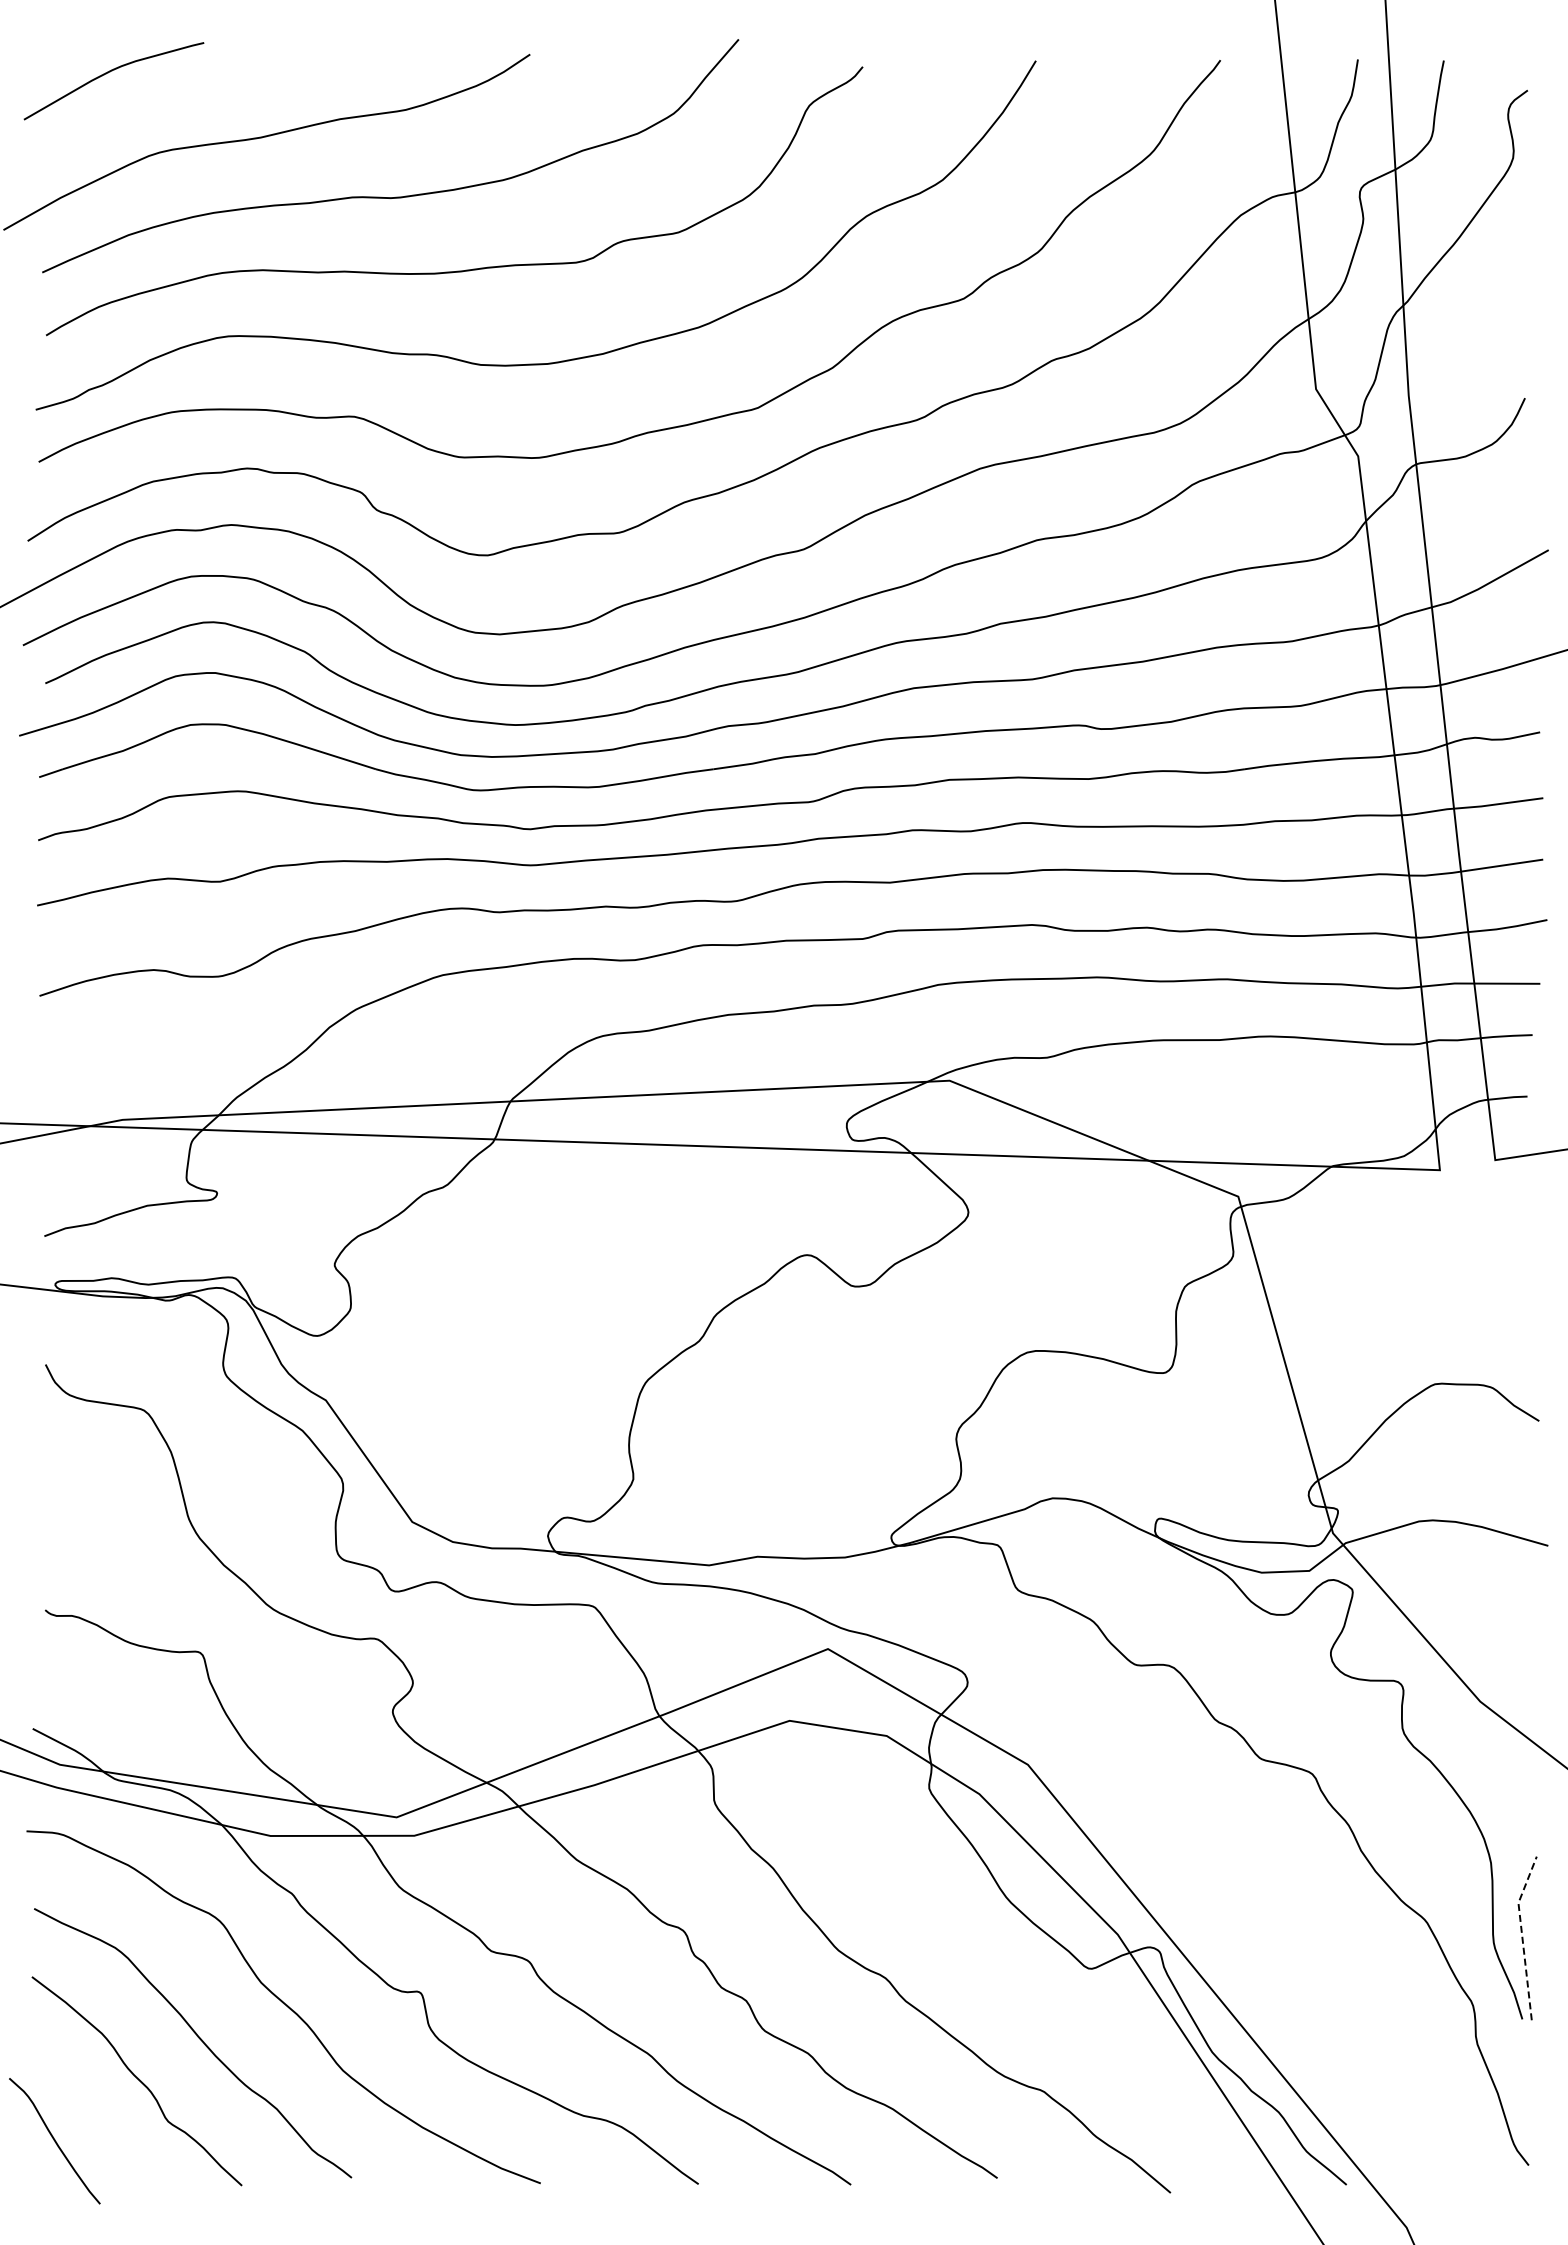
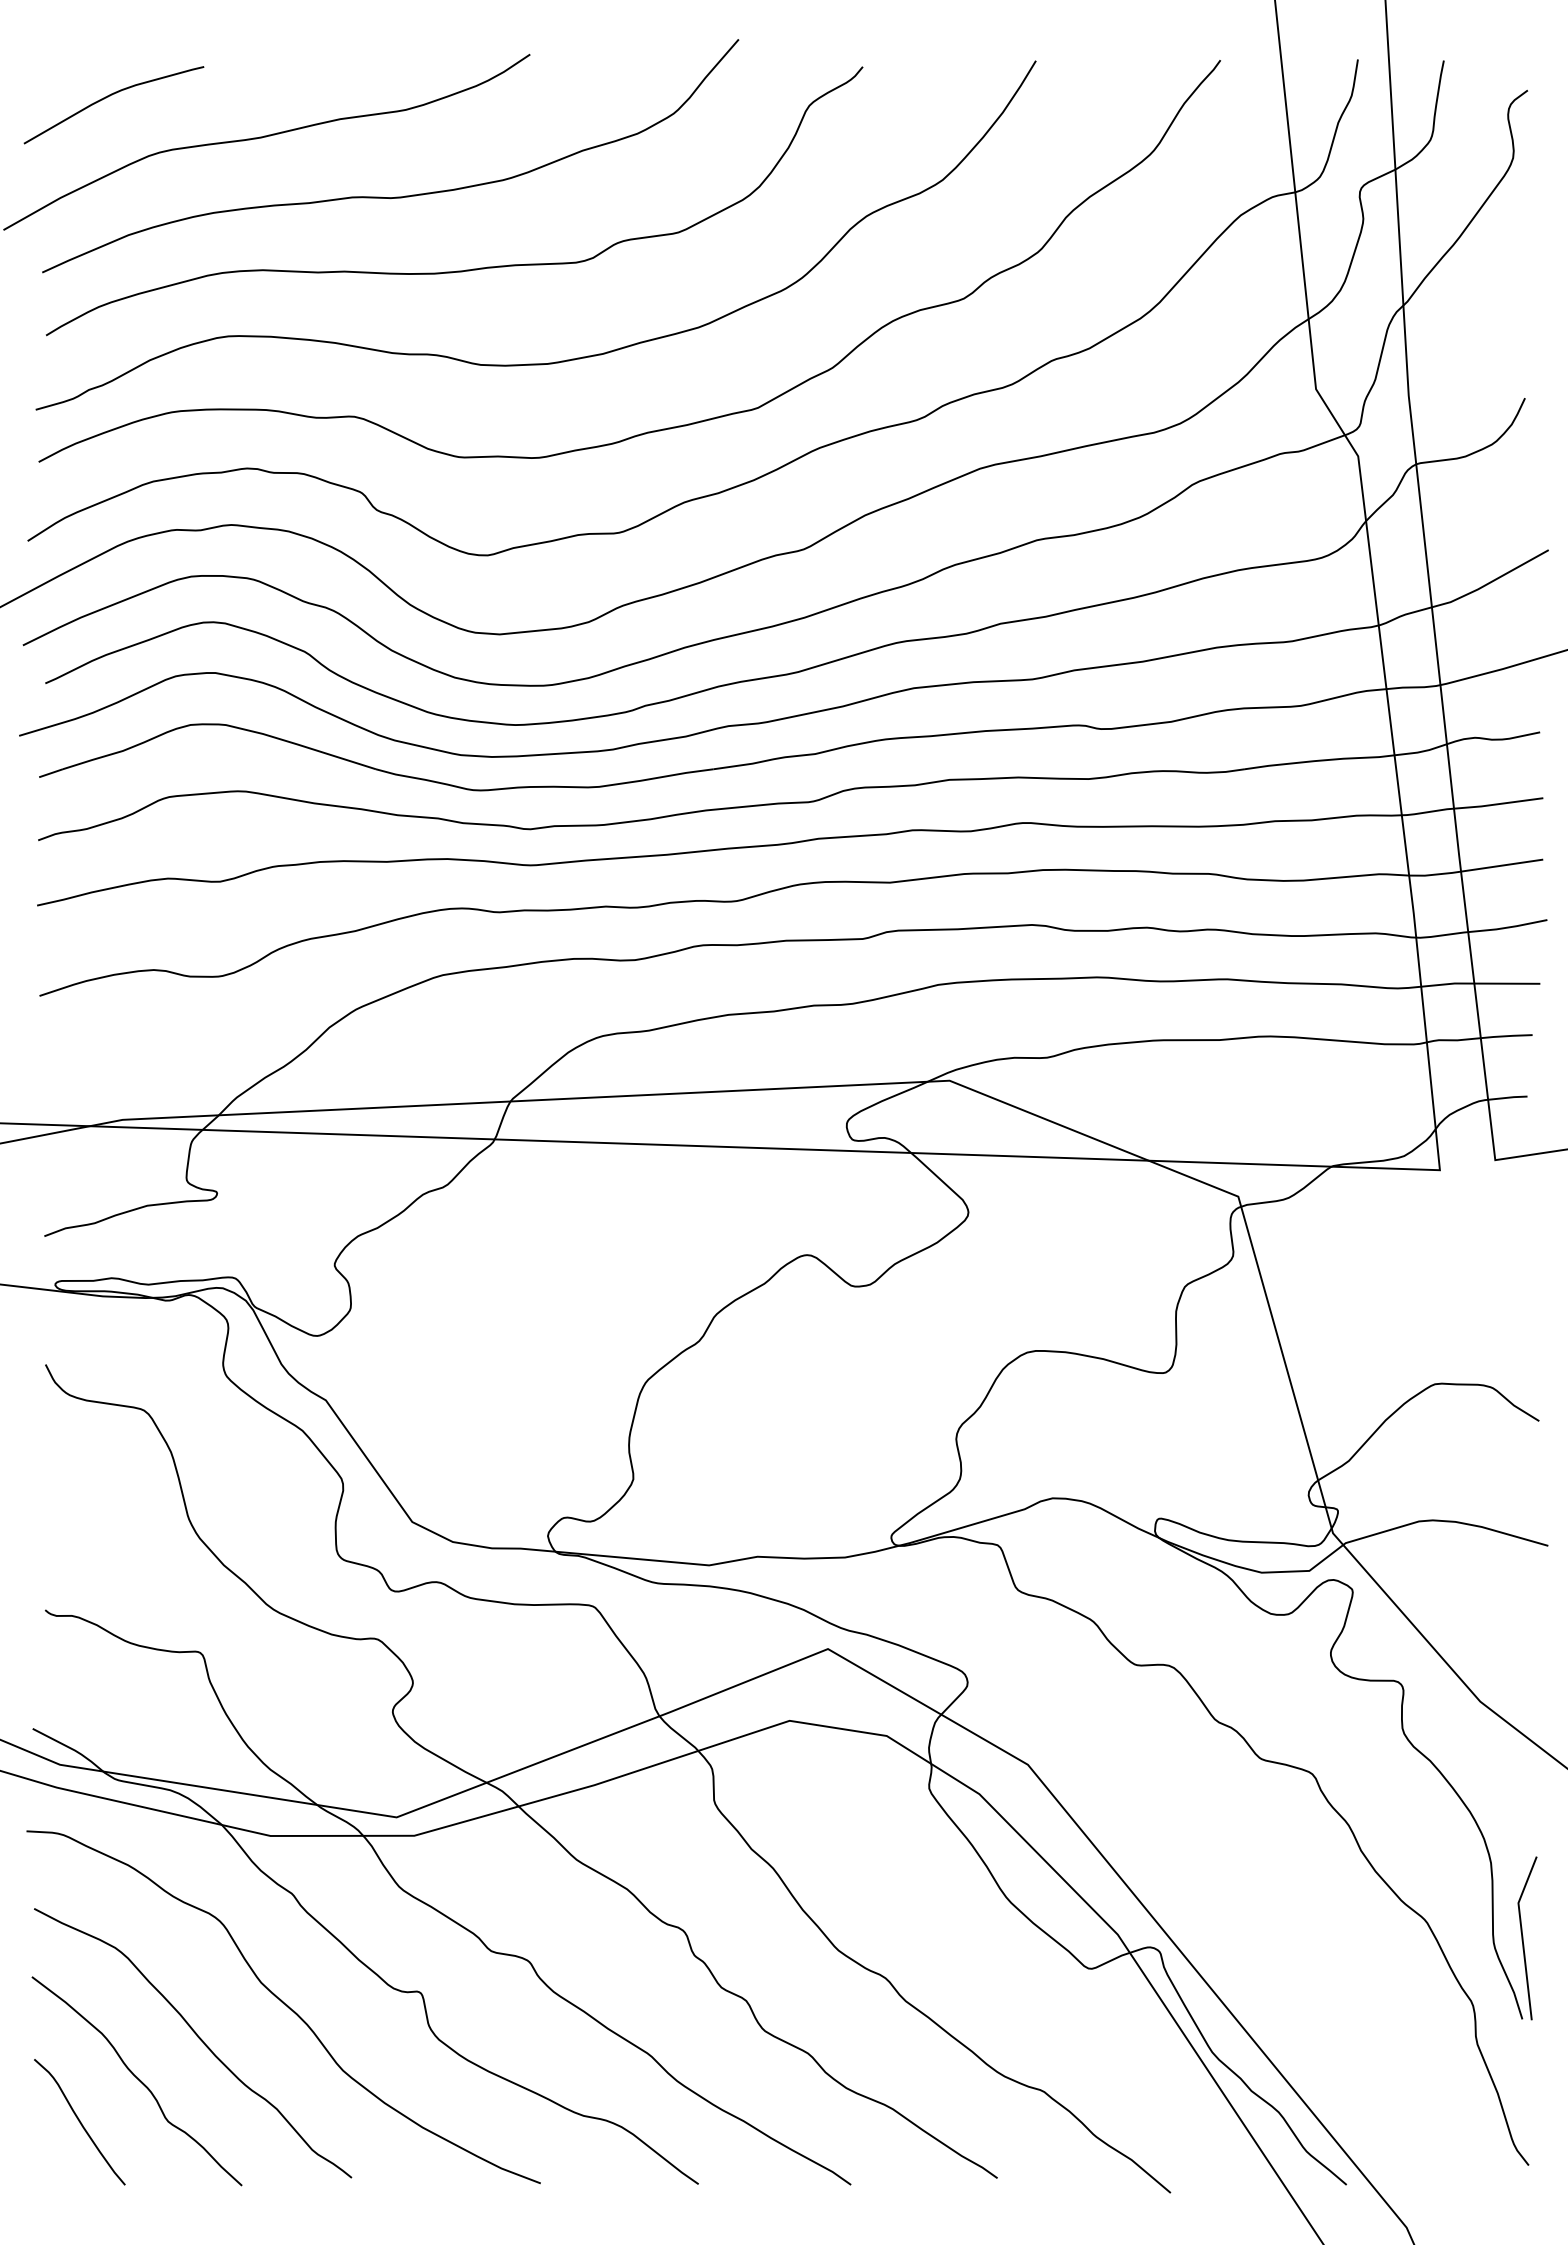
curve position: (108, 73) -> (108, 97) (108, 97)
line: dashed -> solid (1522, 1935)
curve position: (54, 2141) -> (79, 2122) (79, 2122)
